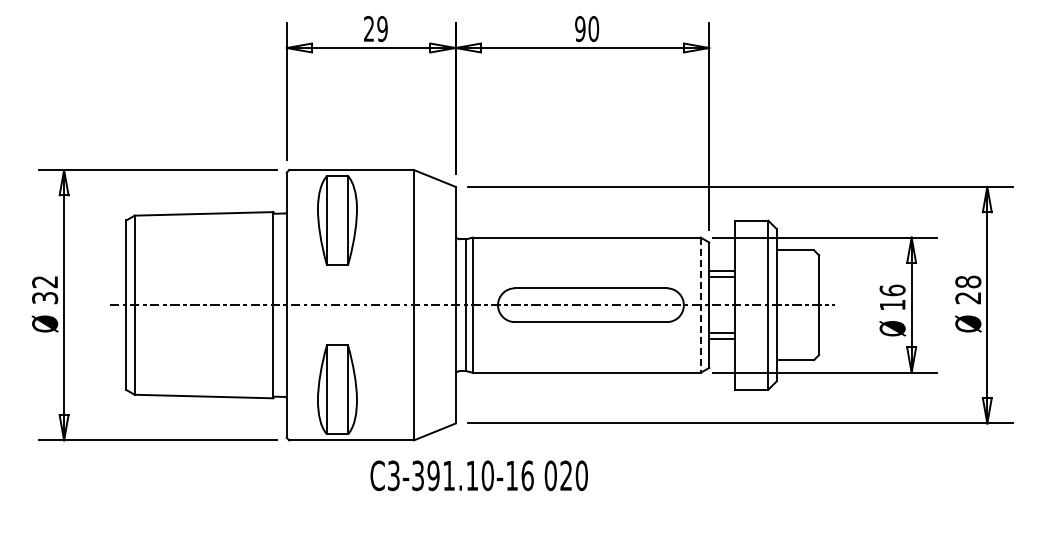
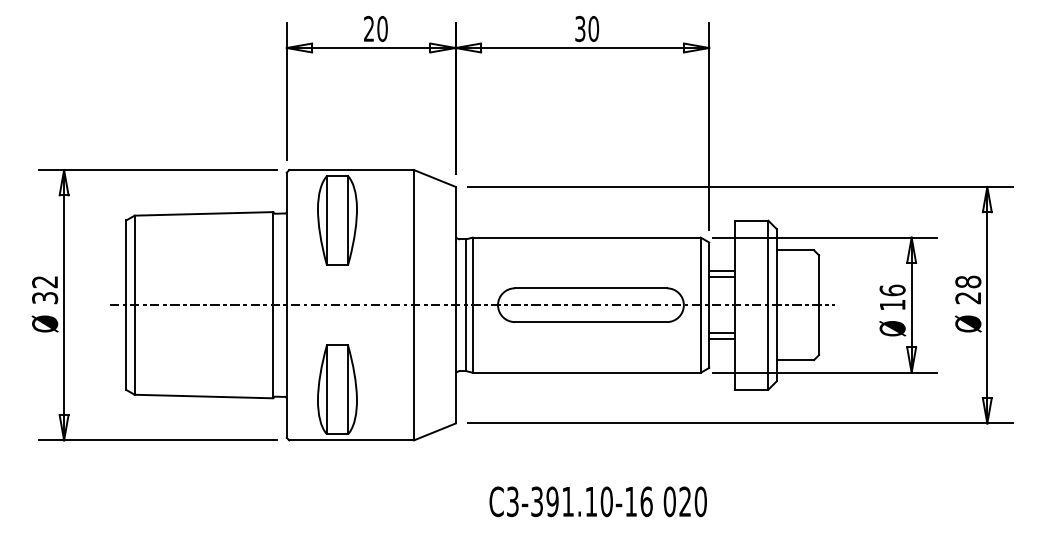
text: 90 -> 30 (580, 28)
text: 29 -> 20 (382, 29)
line: dashed -> solid (700, 305)
text position: (478, 475) -> (597, 501) (597, 501)
